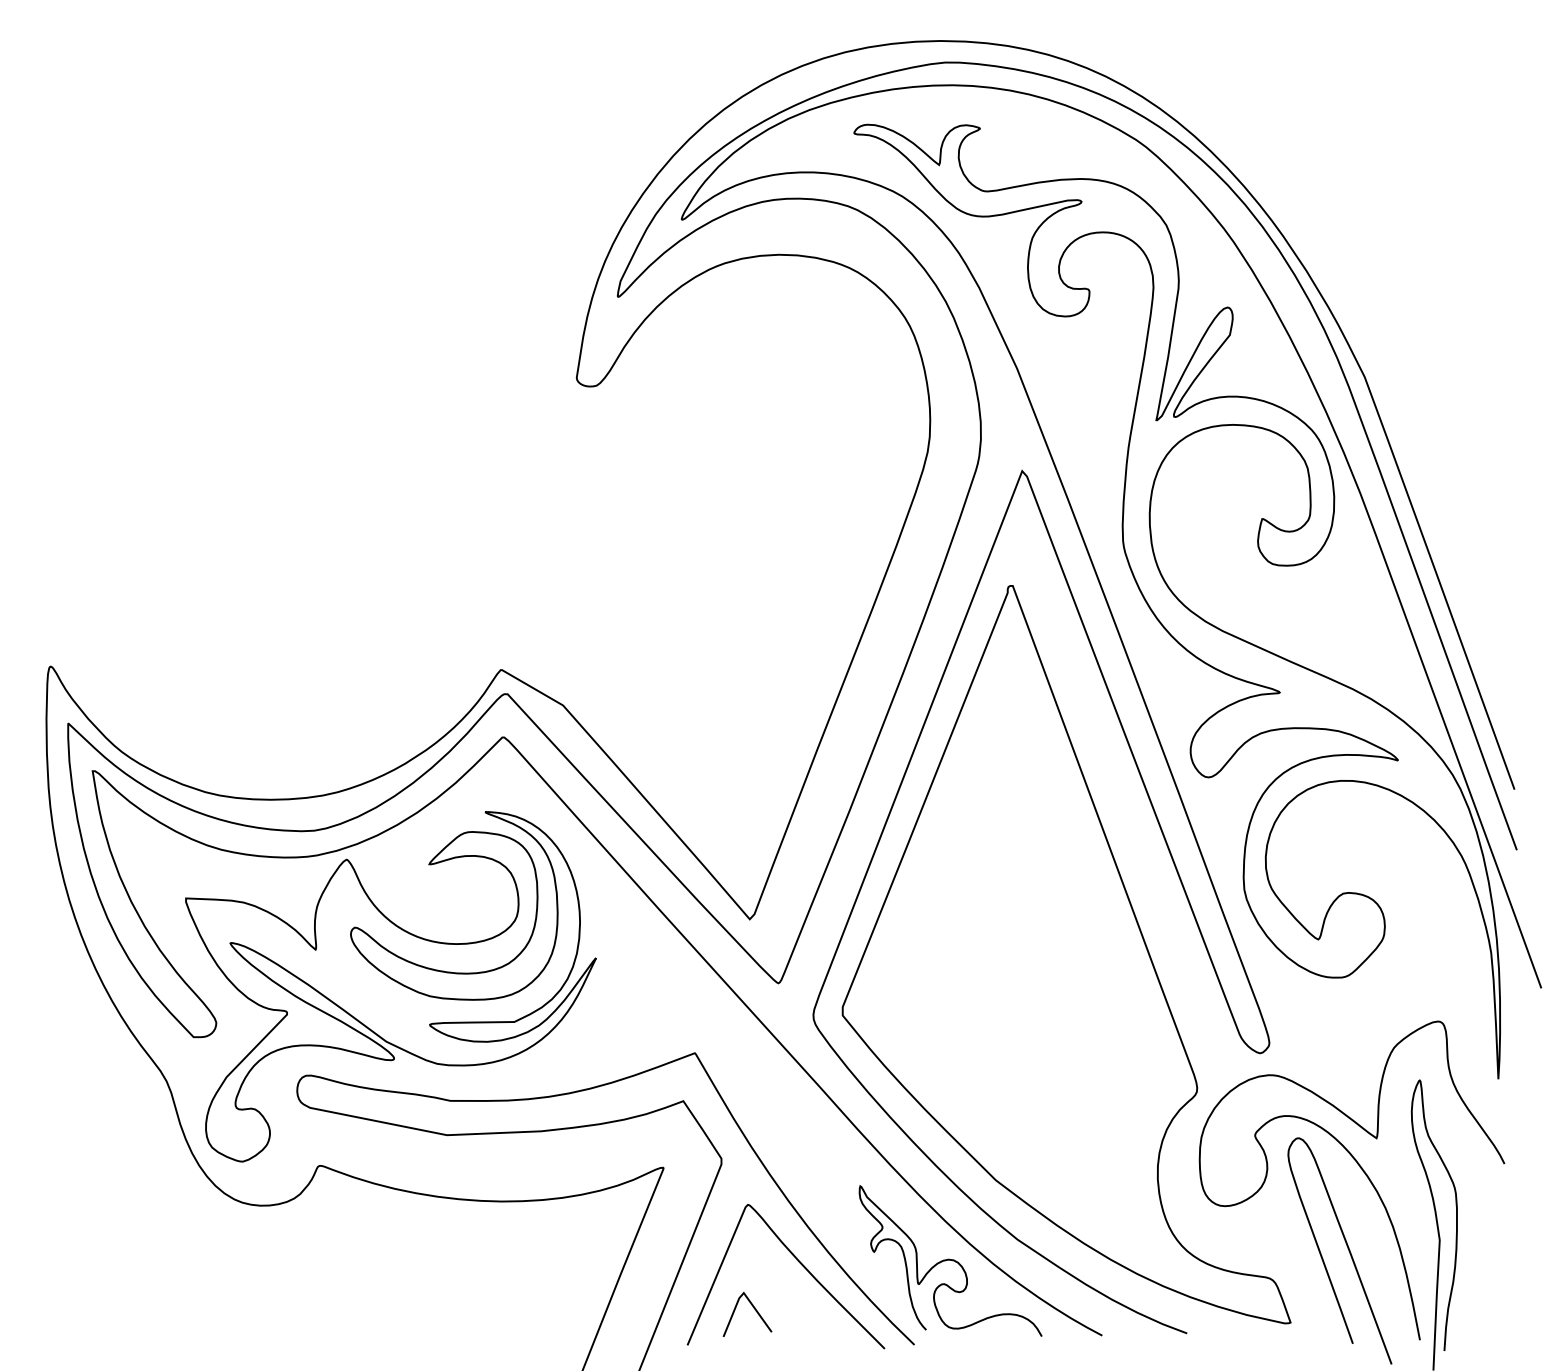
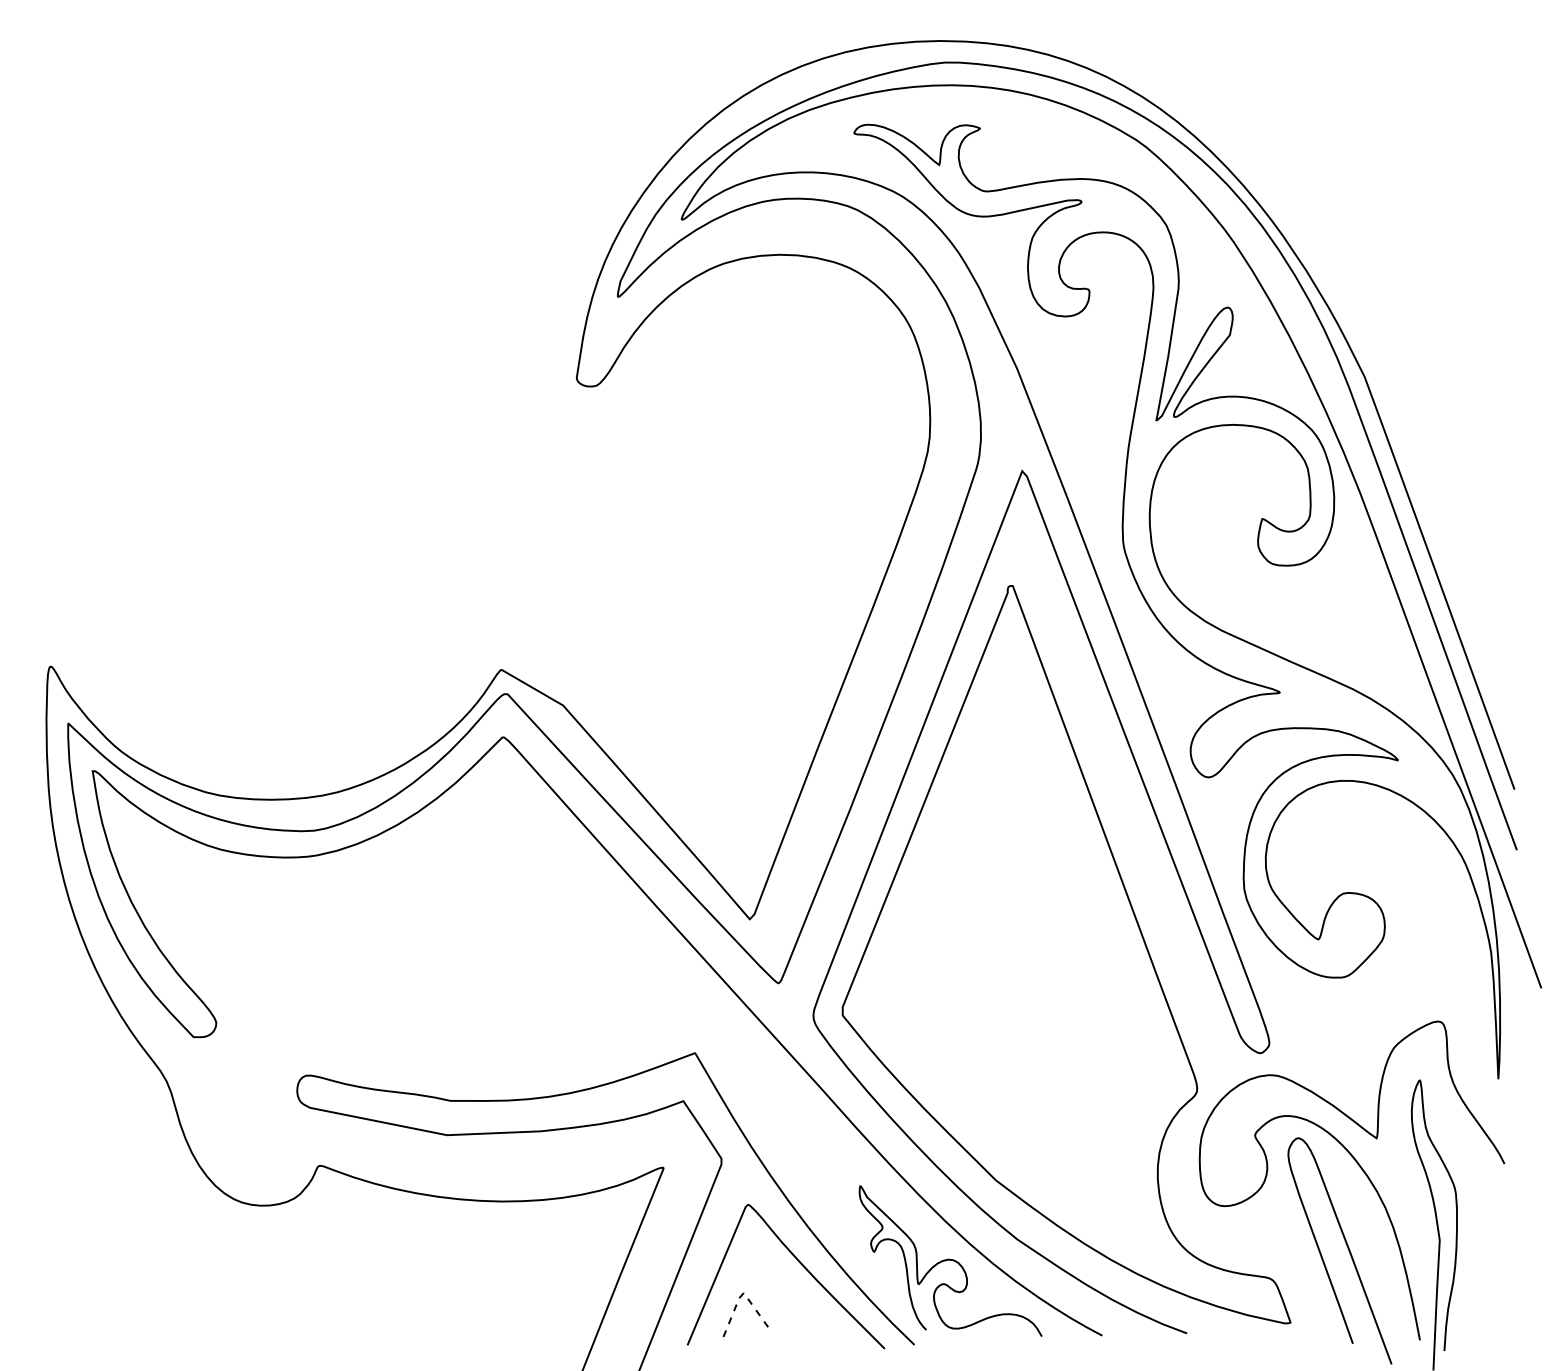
part: present -> none (390, 986)
line: solid -> dashed (743, 1293)
